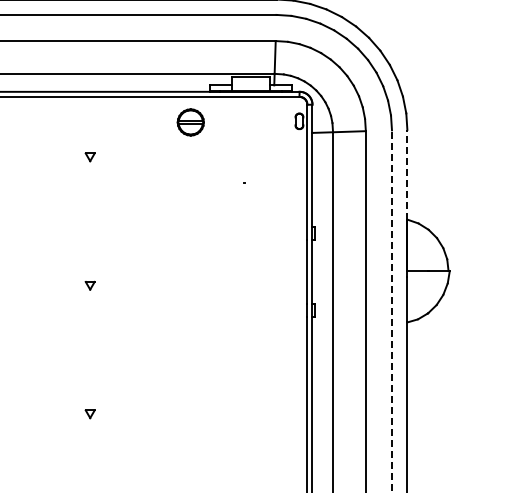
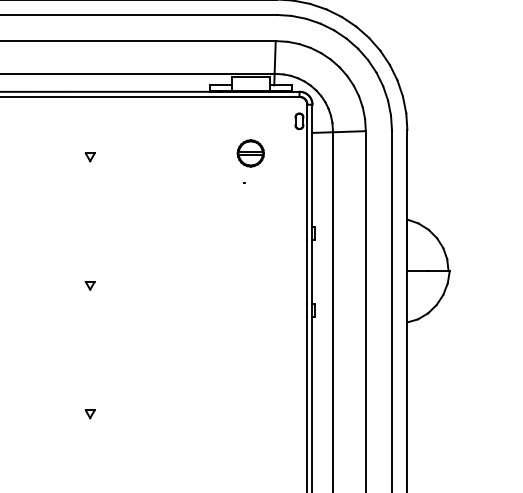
part position: (190, 122) -> (250, 153) (250, 153)
line: dashed -> solid (407, 174)
line: dashed -> solid (391, 311)
